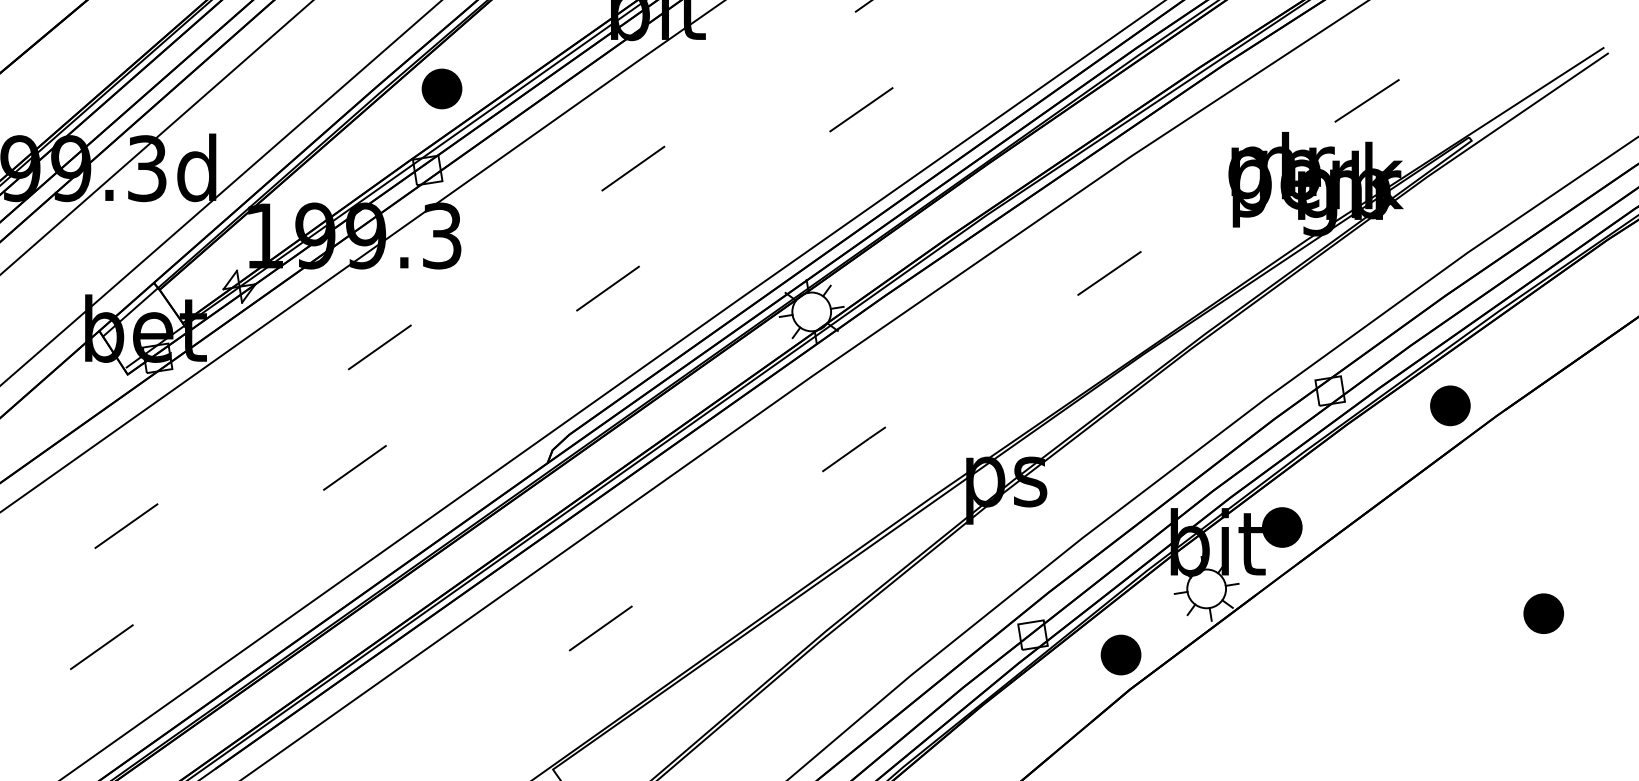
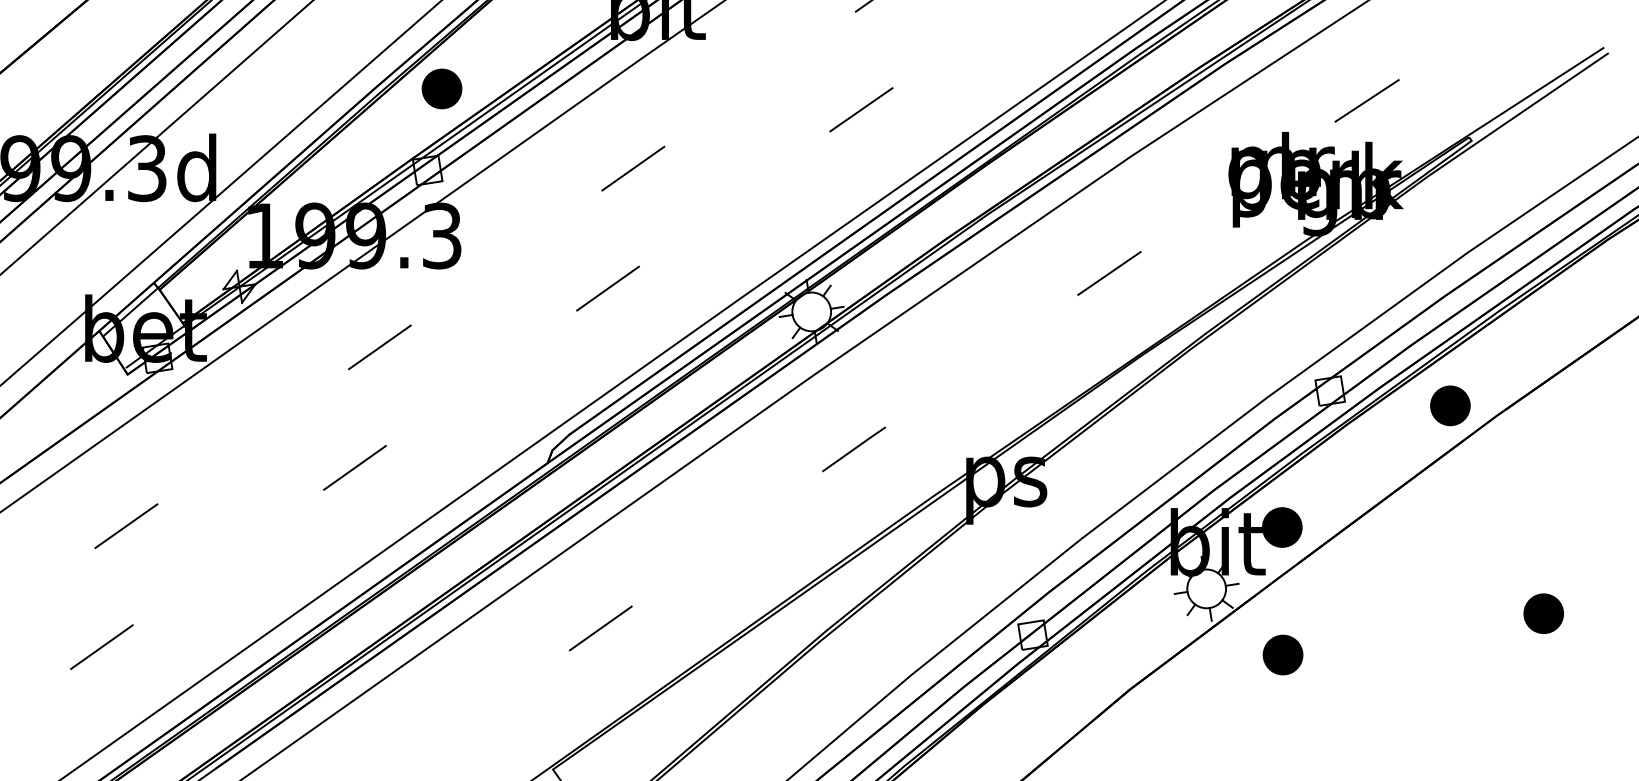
part position: (1120, 654) -> (1282, 654) (1282, 654)
